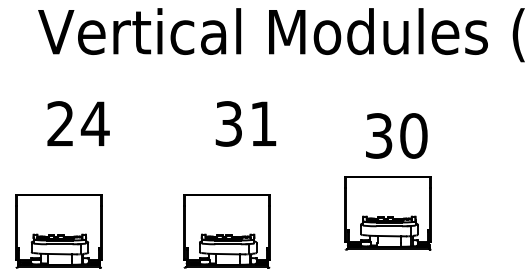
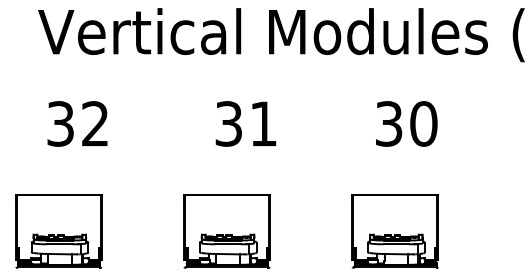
text: 24 -> 32 (78, 123)
text position: (396, 135) -> (406, 123) (406, 123)
part position: (387, 213) -> (394, 231) (394, 231)
